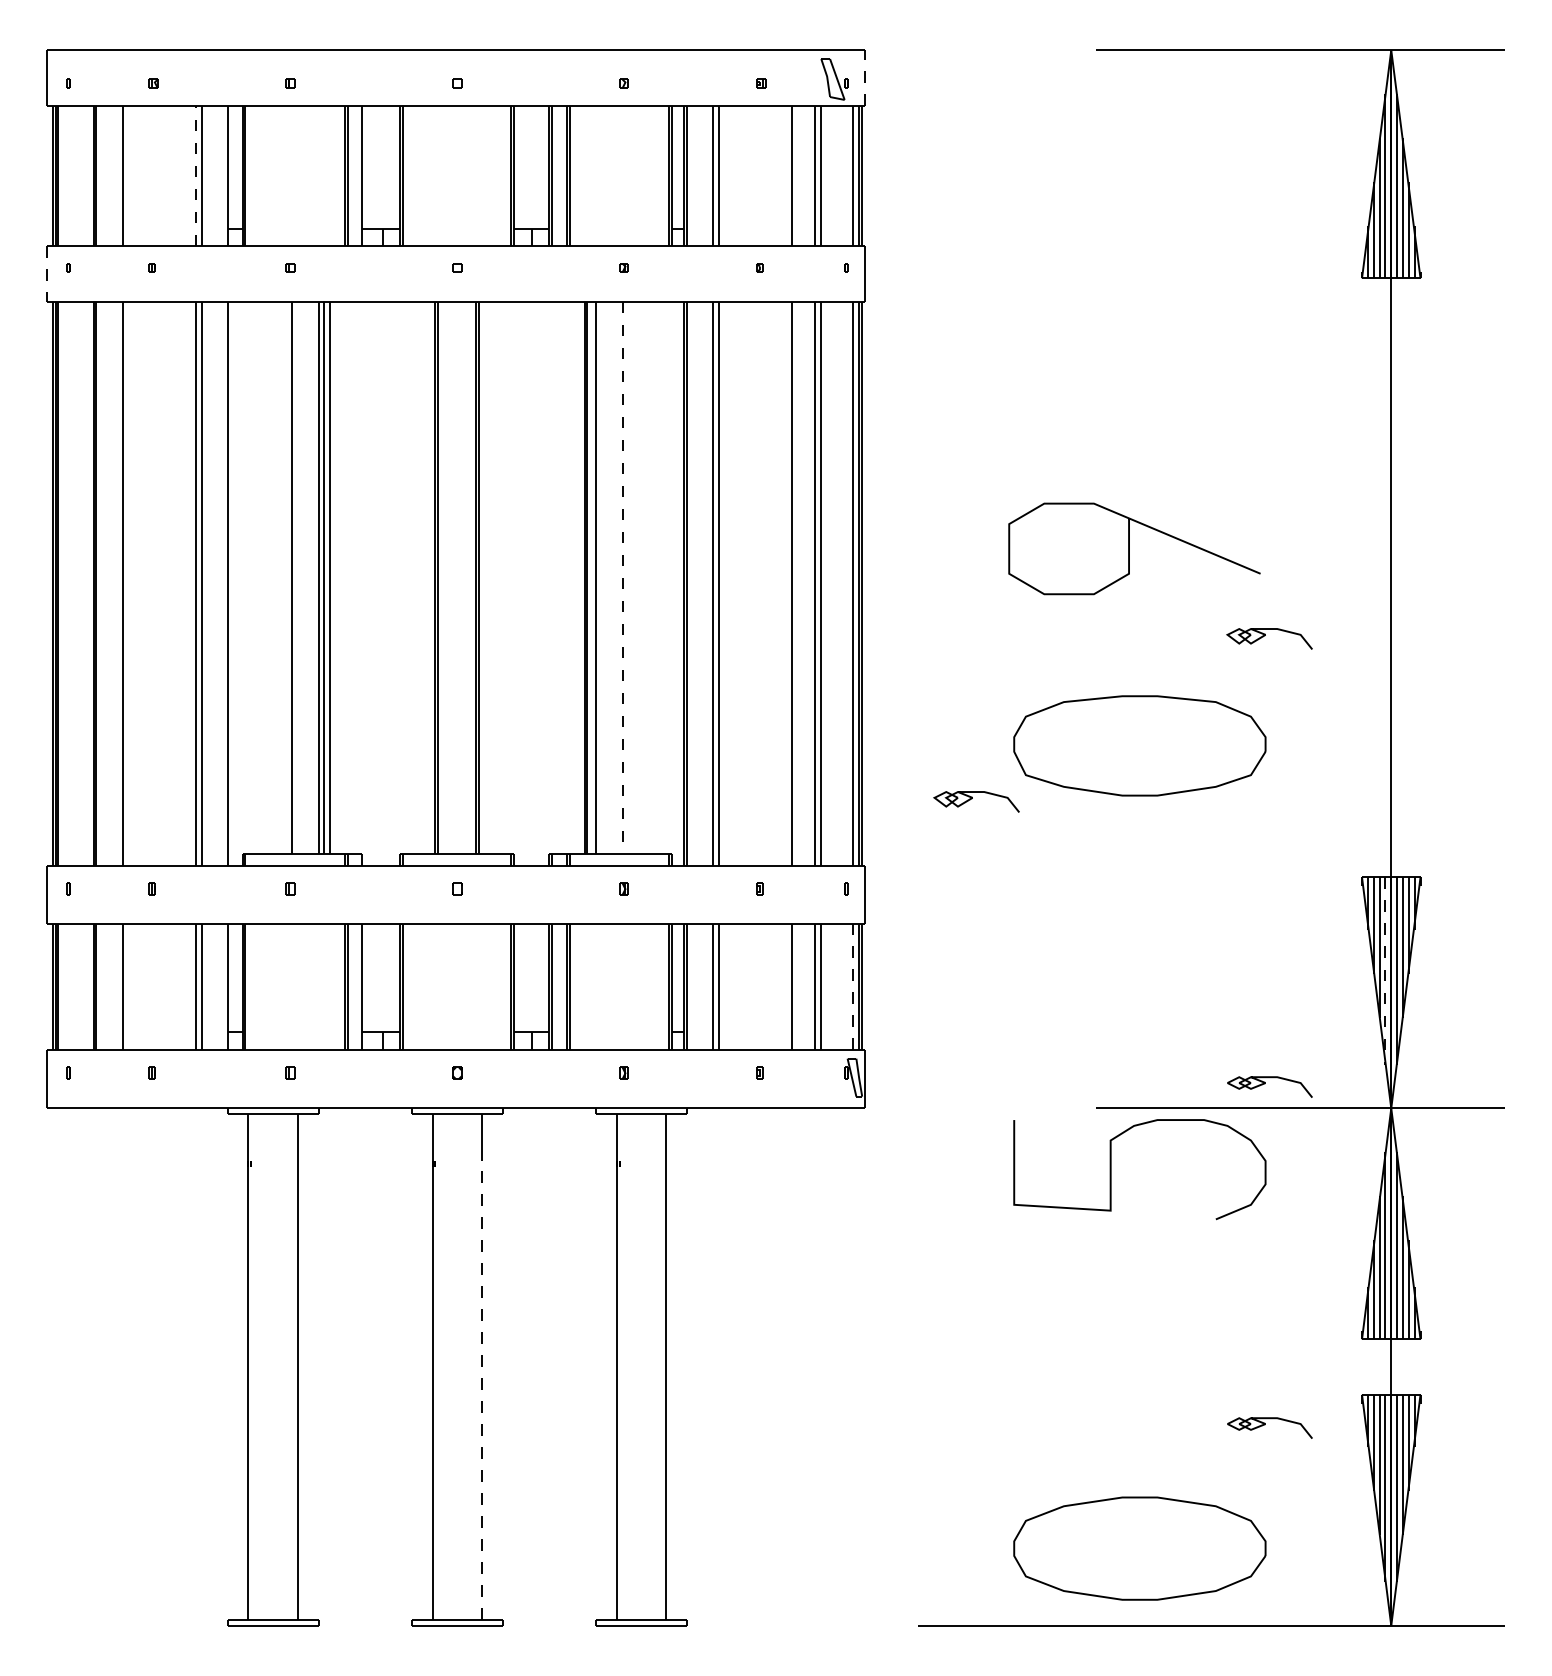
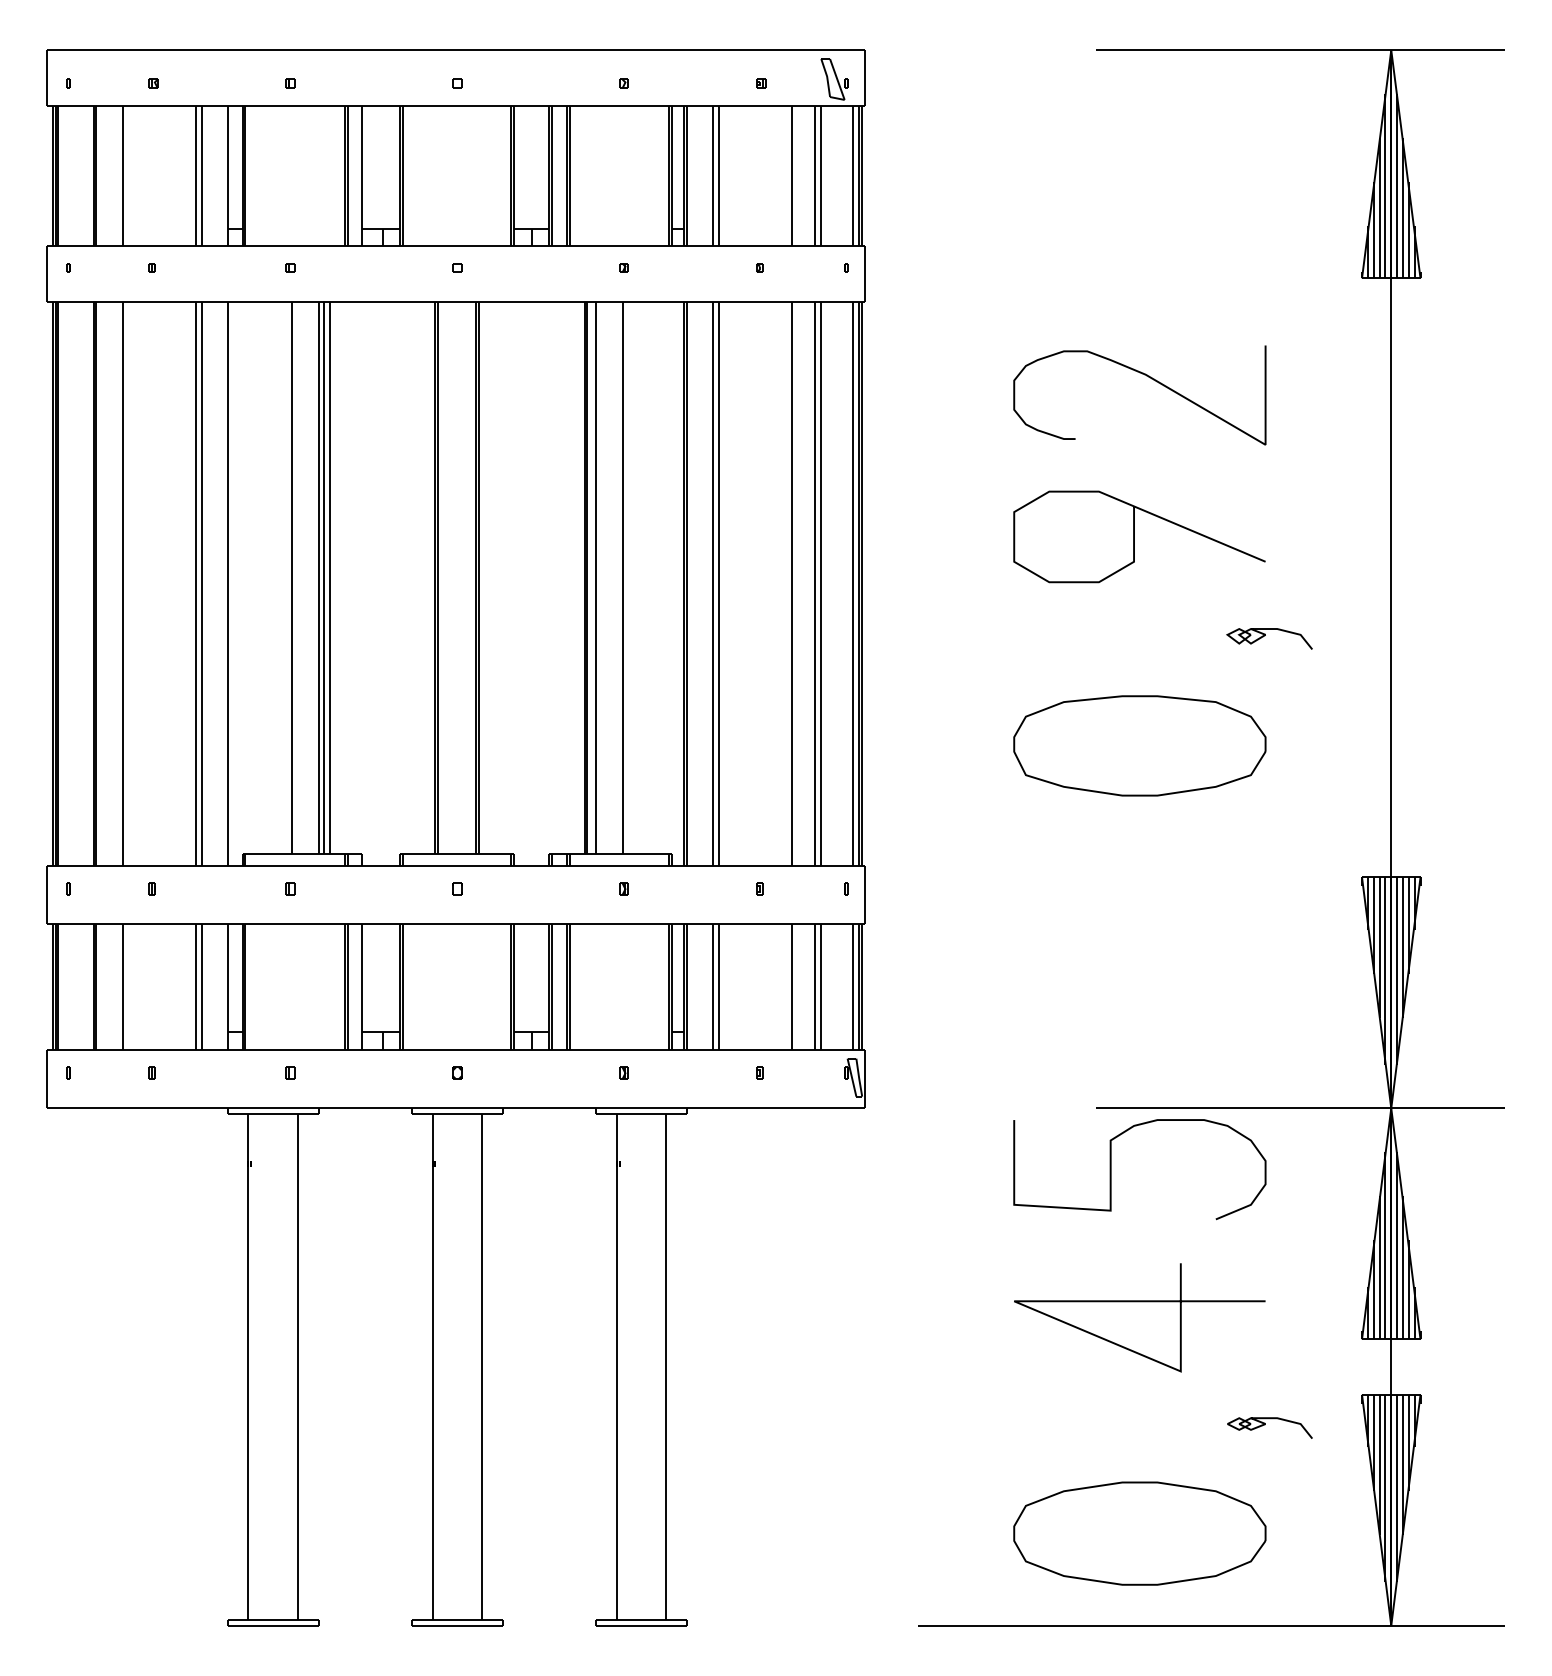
line: dashed -> solid (865, 78)
line: dashed -> solid (195, 175)
line: dashed -> solid (46, 273)
curve: none -> present (1151, 379)
curve position: (1129, 548) -> (1134, 536) (1134, 536)
line: dashed -> solid (622, 578)
part: present -> none (976, 801)
line: dashed -> solid (1385, 970)
line: dashed -> solid (853, 987)
part: present -> none (1269, 1086)
line: none -> present (1139, 1302)
line: dashed -> solid (482, 1389)
part position: (1139, 1548) -> (1139, 1533) (1139, 1533)
